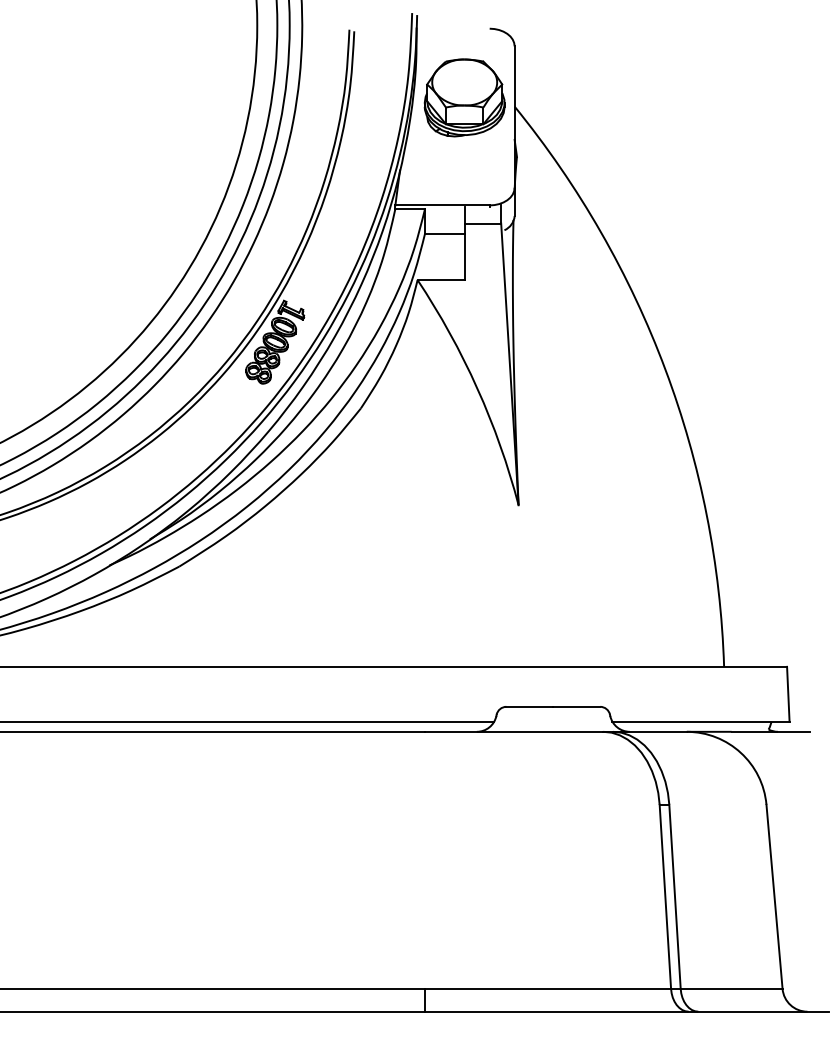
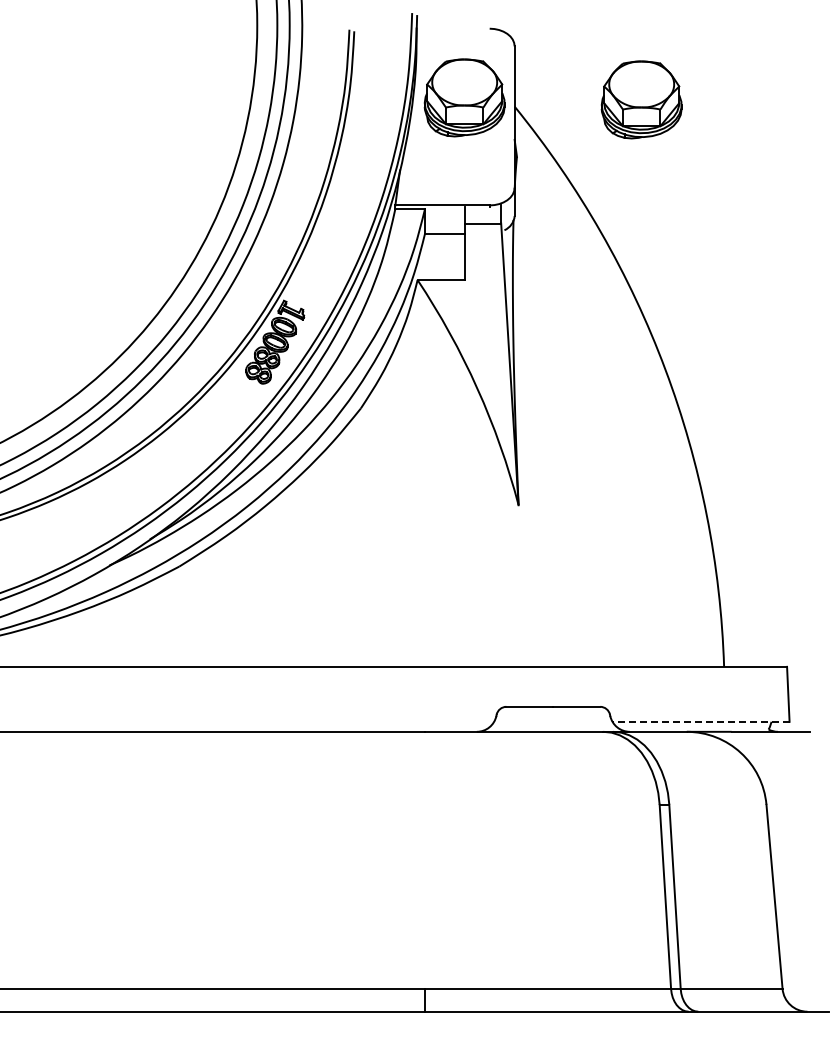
part: none -> present (641, 99)
line: present -> none (248, 721)
line: solid -> dashed (701, 721)
